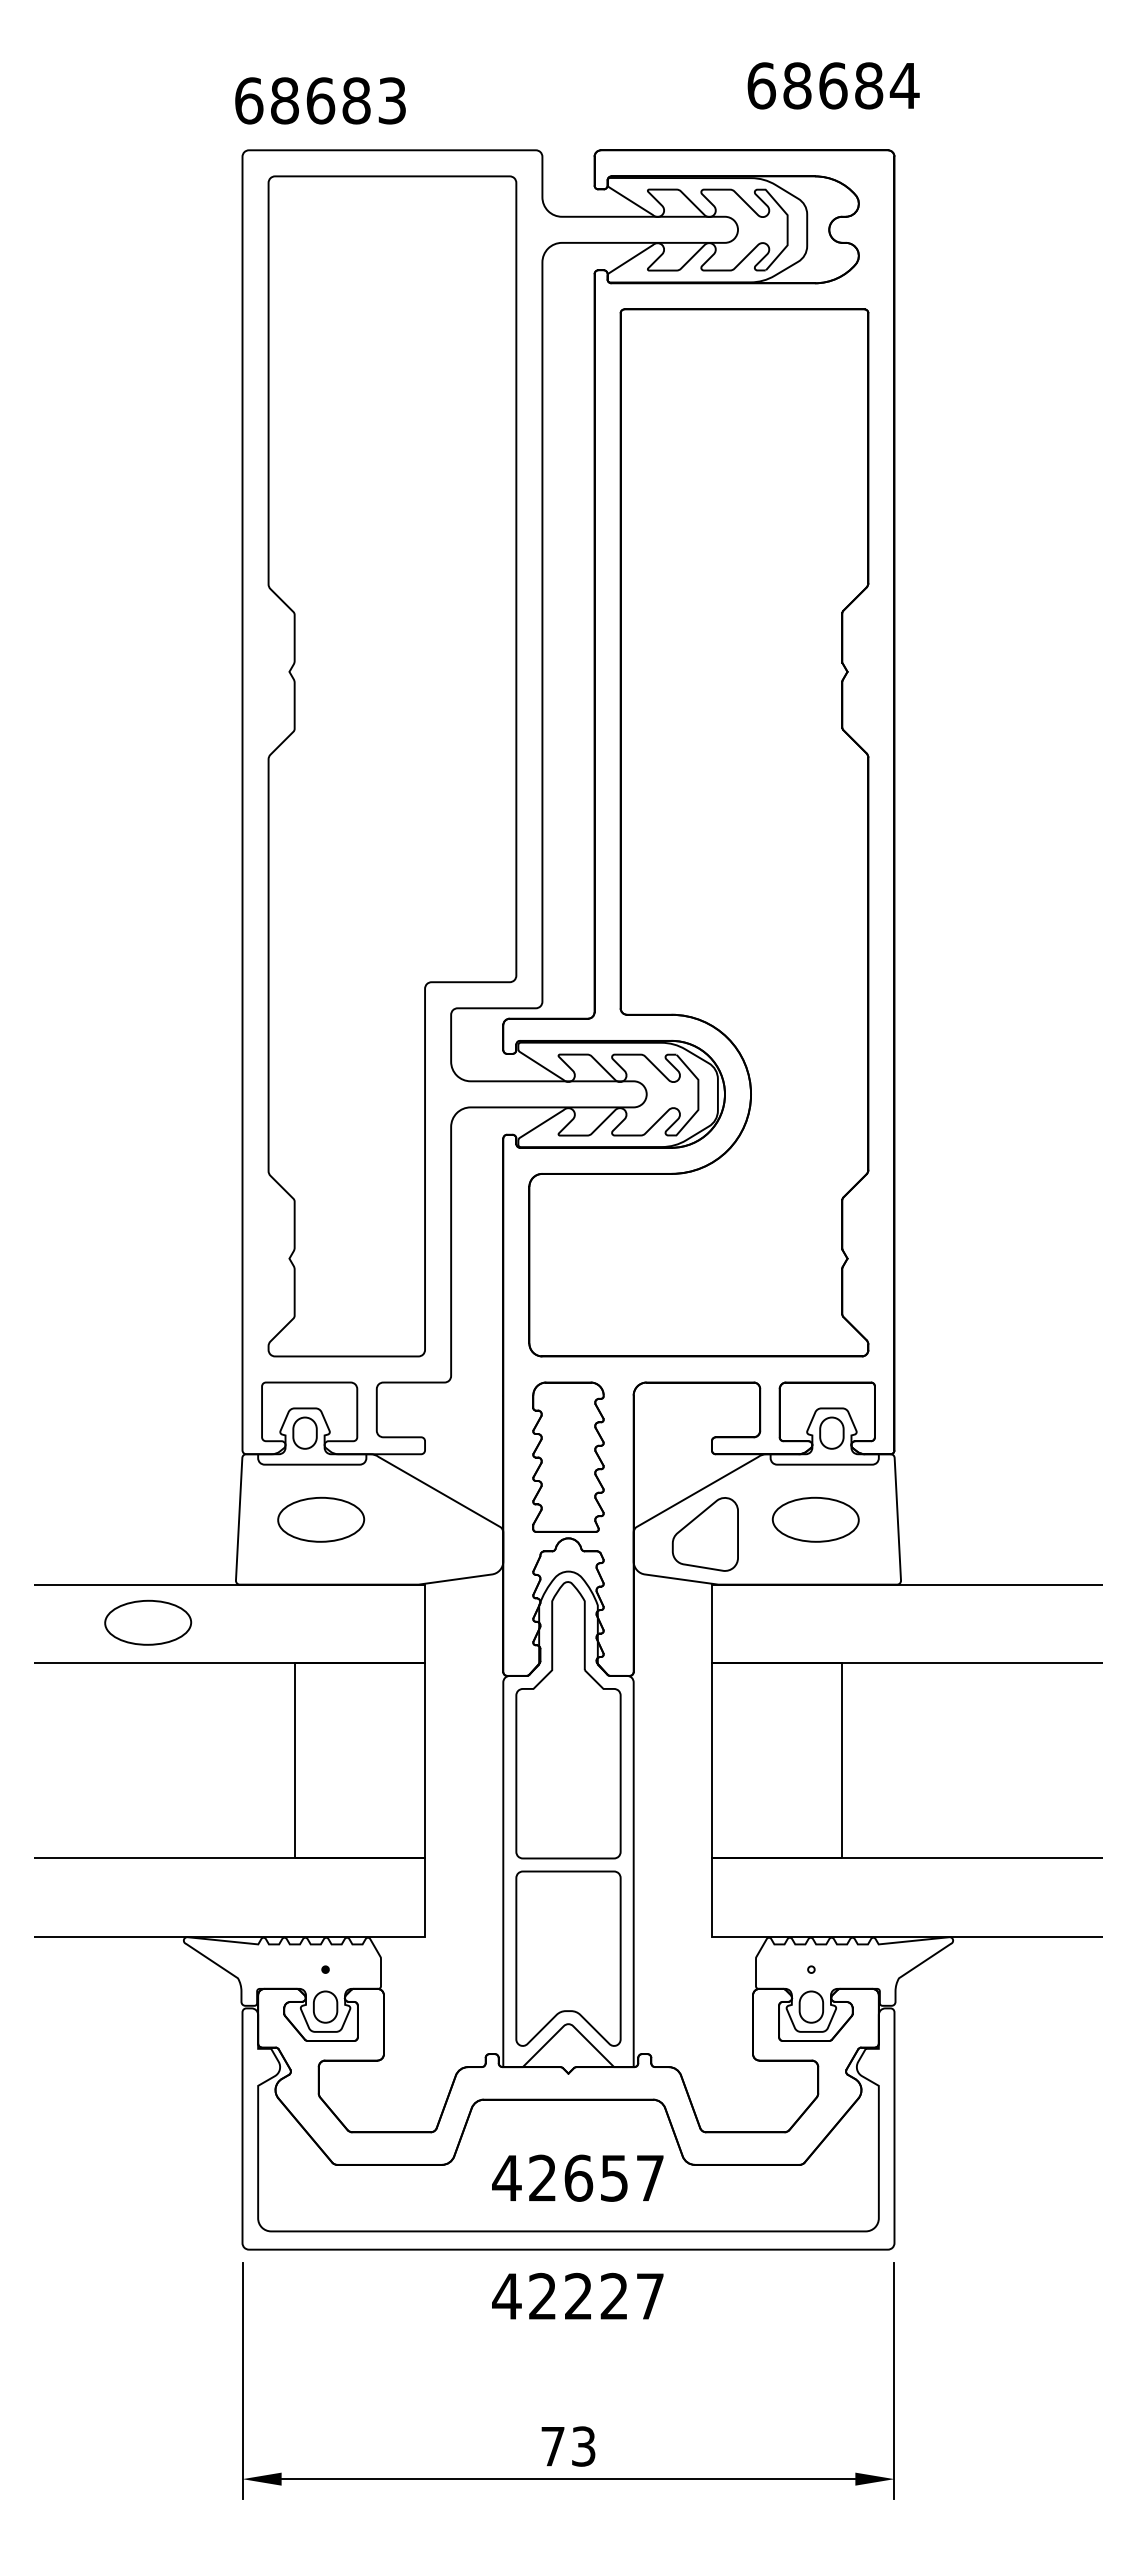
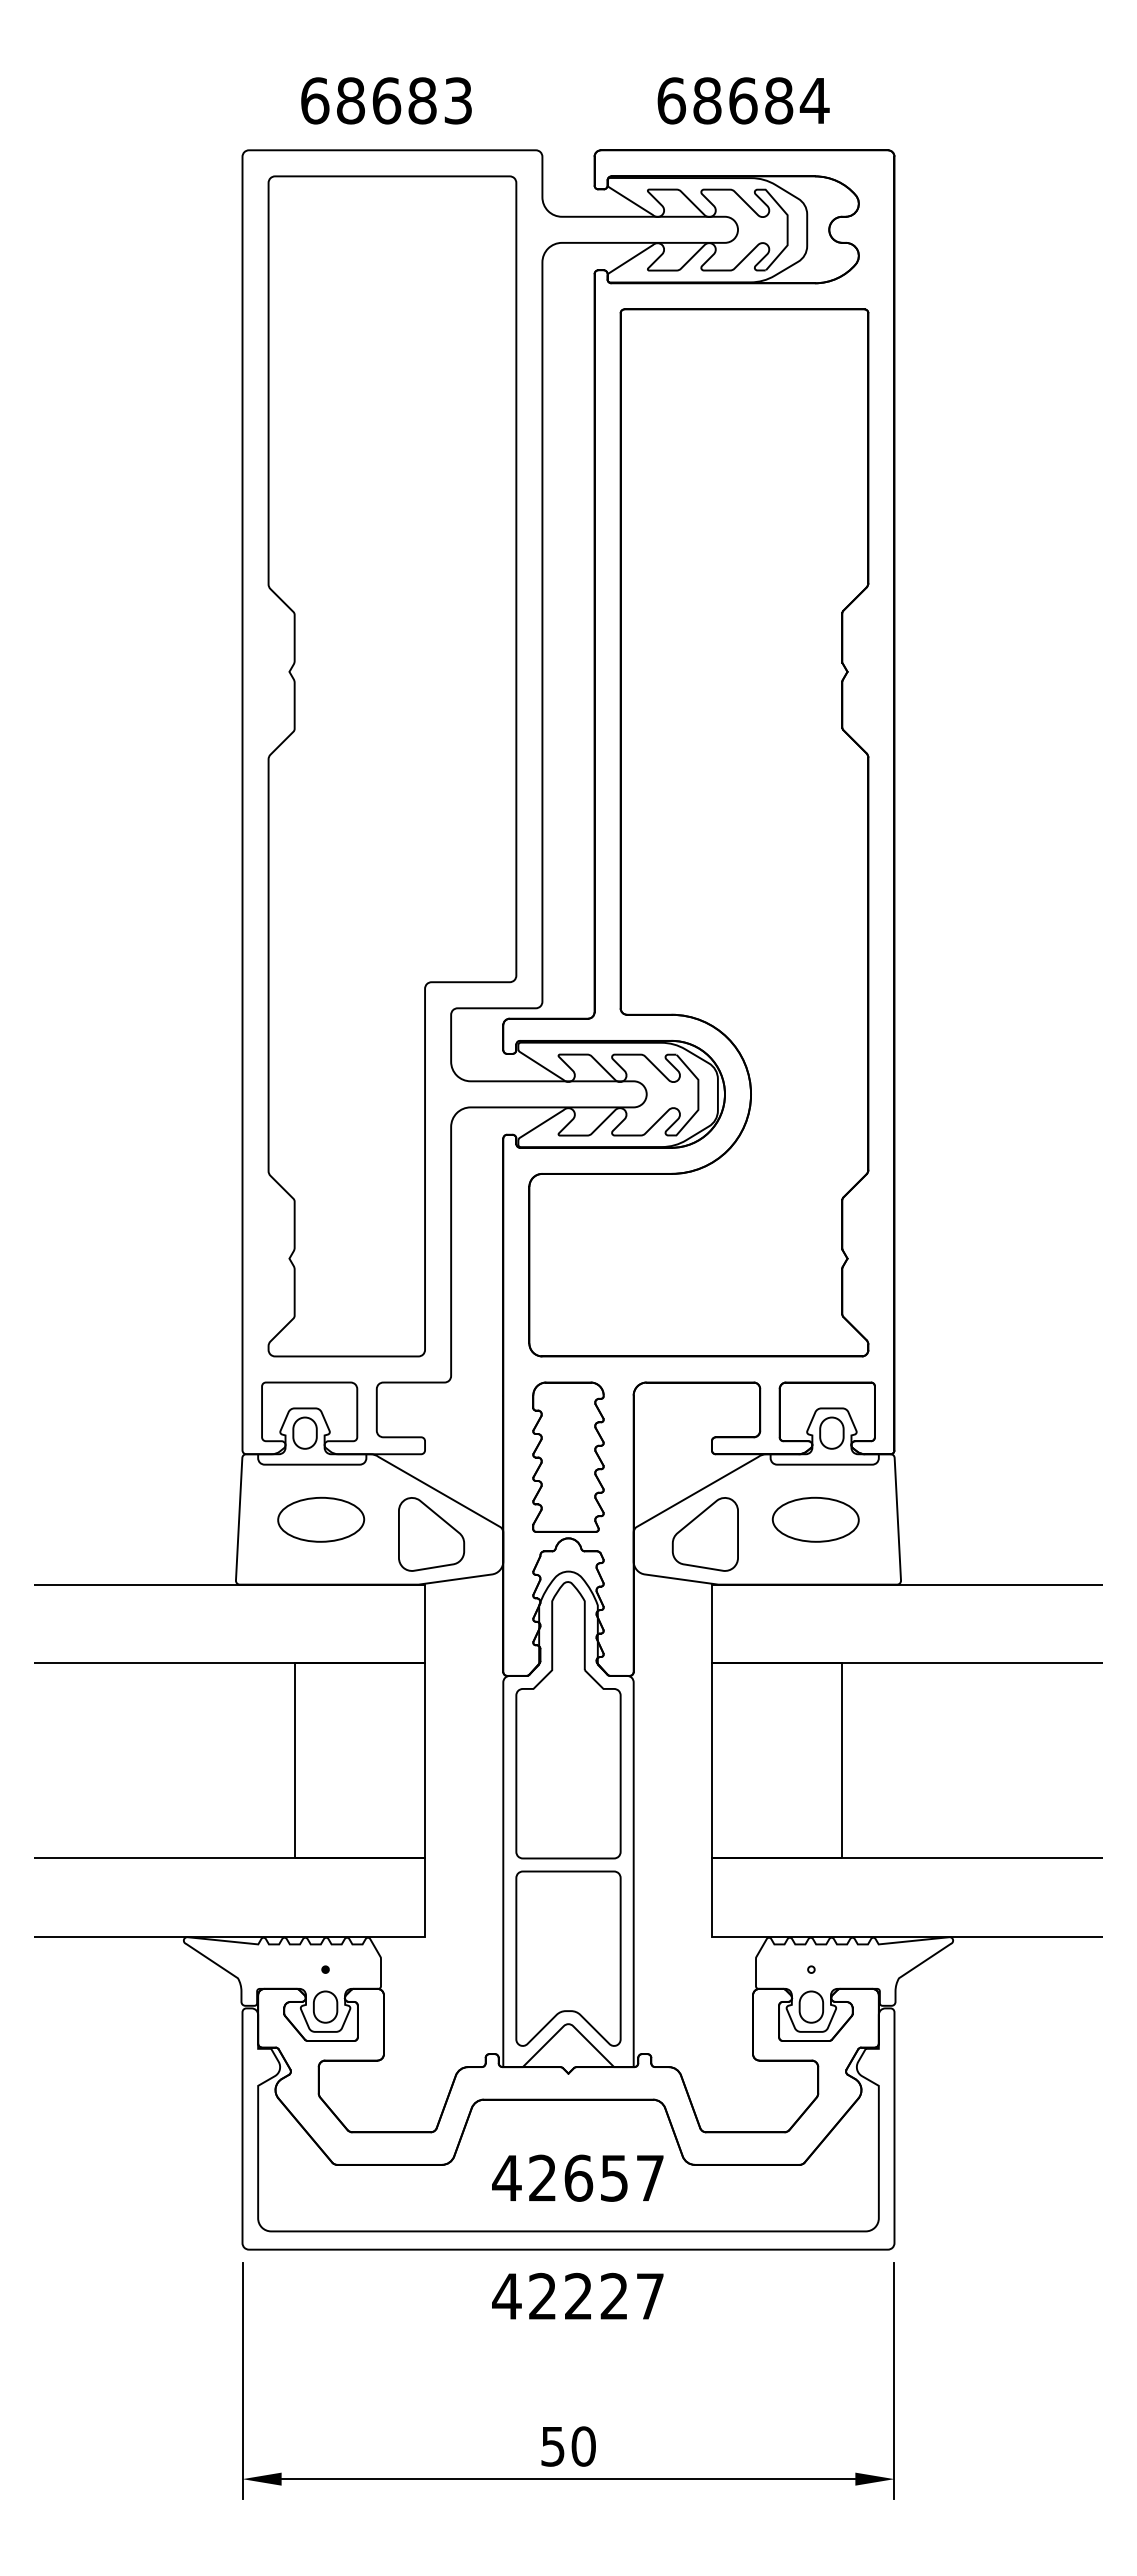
text position: (833, 85) -> (743, 100) (743, 100)
text position: (320, 100) -> (386, 100) (386, 100)
part: none -> present (431, 1534)
part: present -> none (148, 1622)
text: 73 -> 50 (568, 2446)
